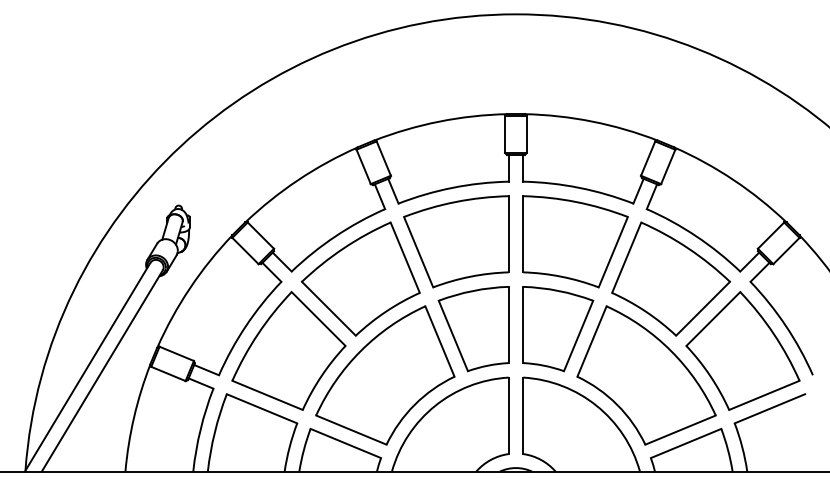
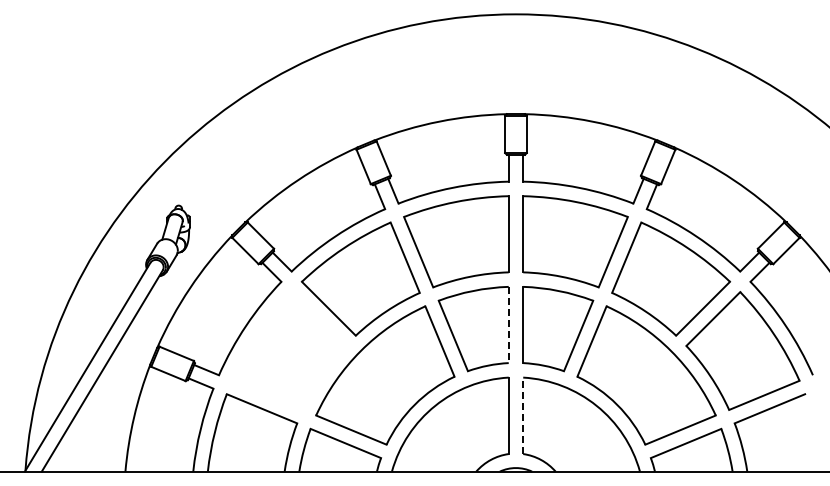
line: solid -> dashed (508, 325)
part: present -> none (288, 350)
line: solid -> dashed (523, 415)
